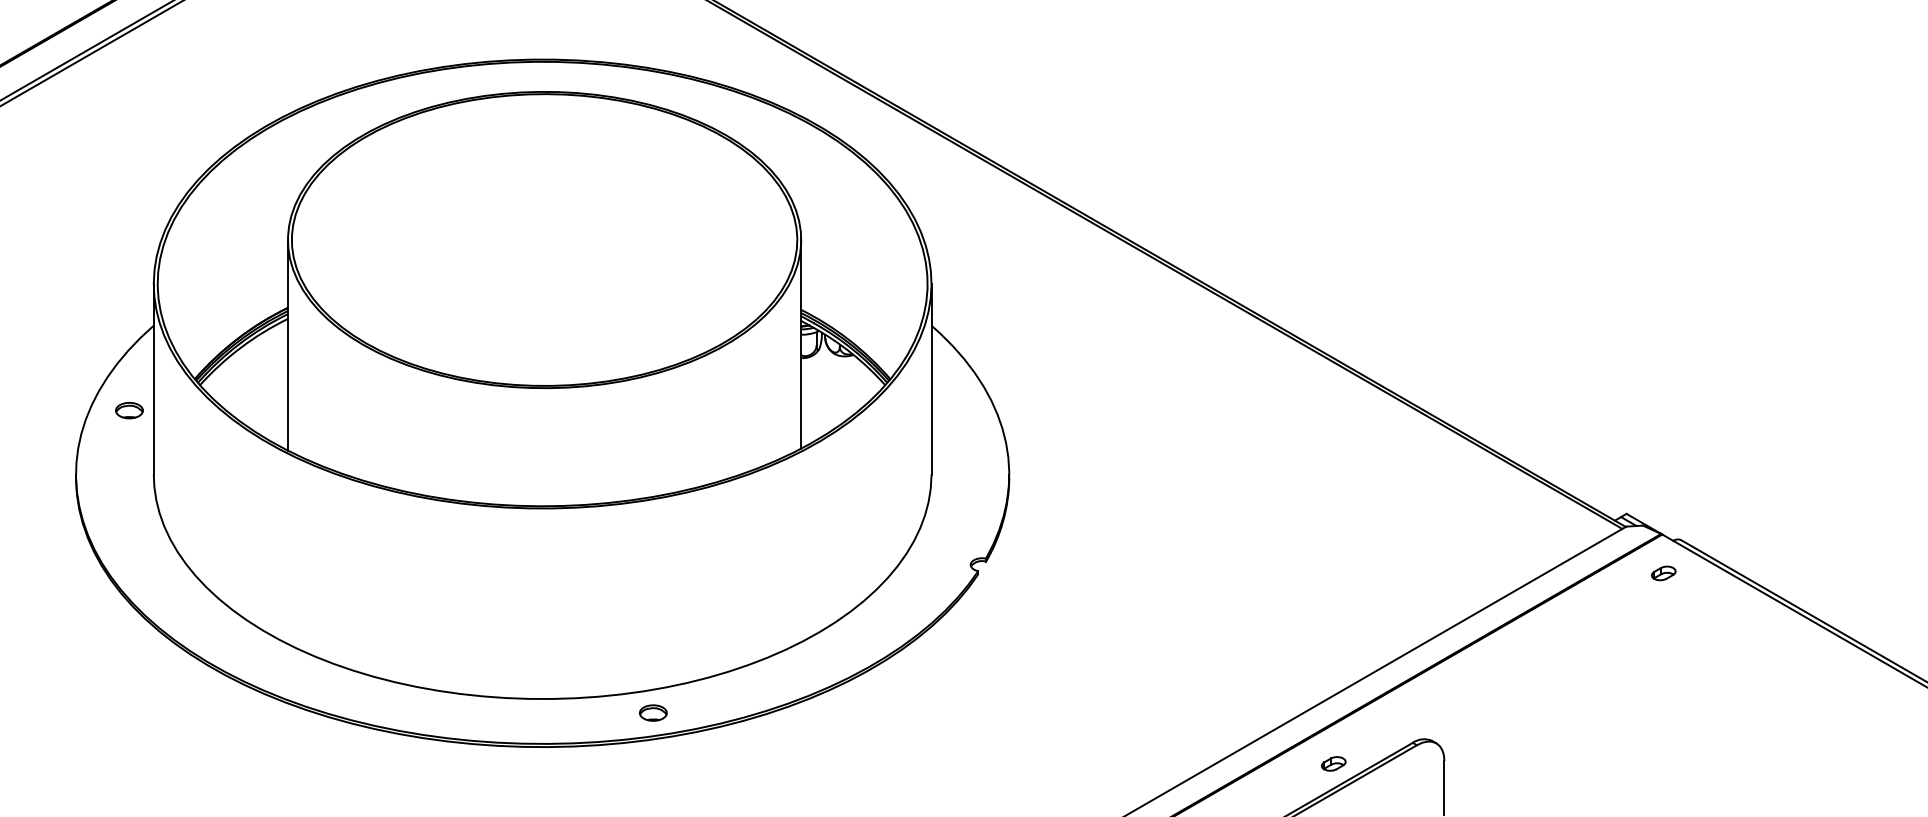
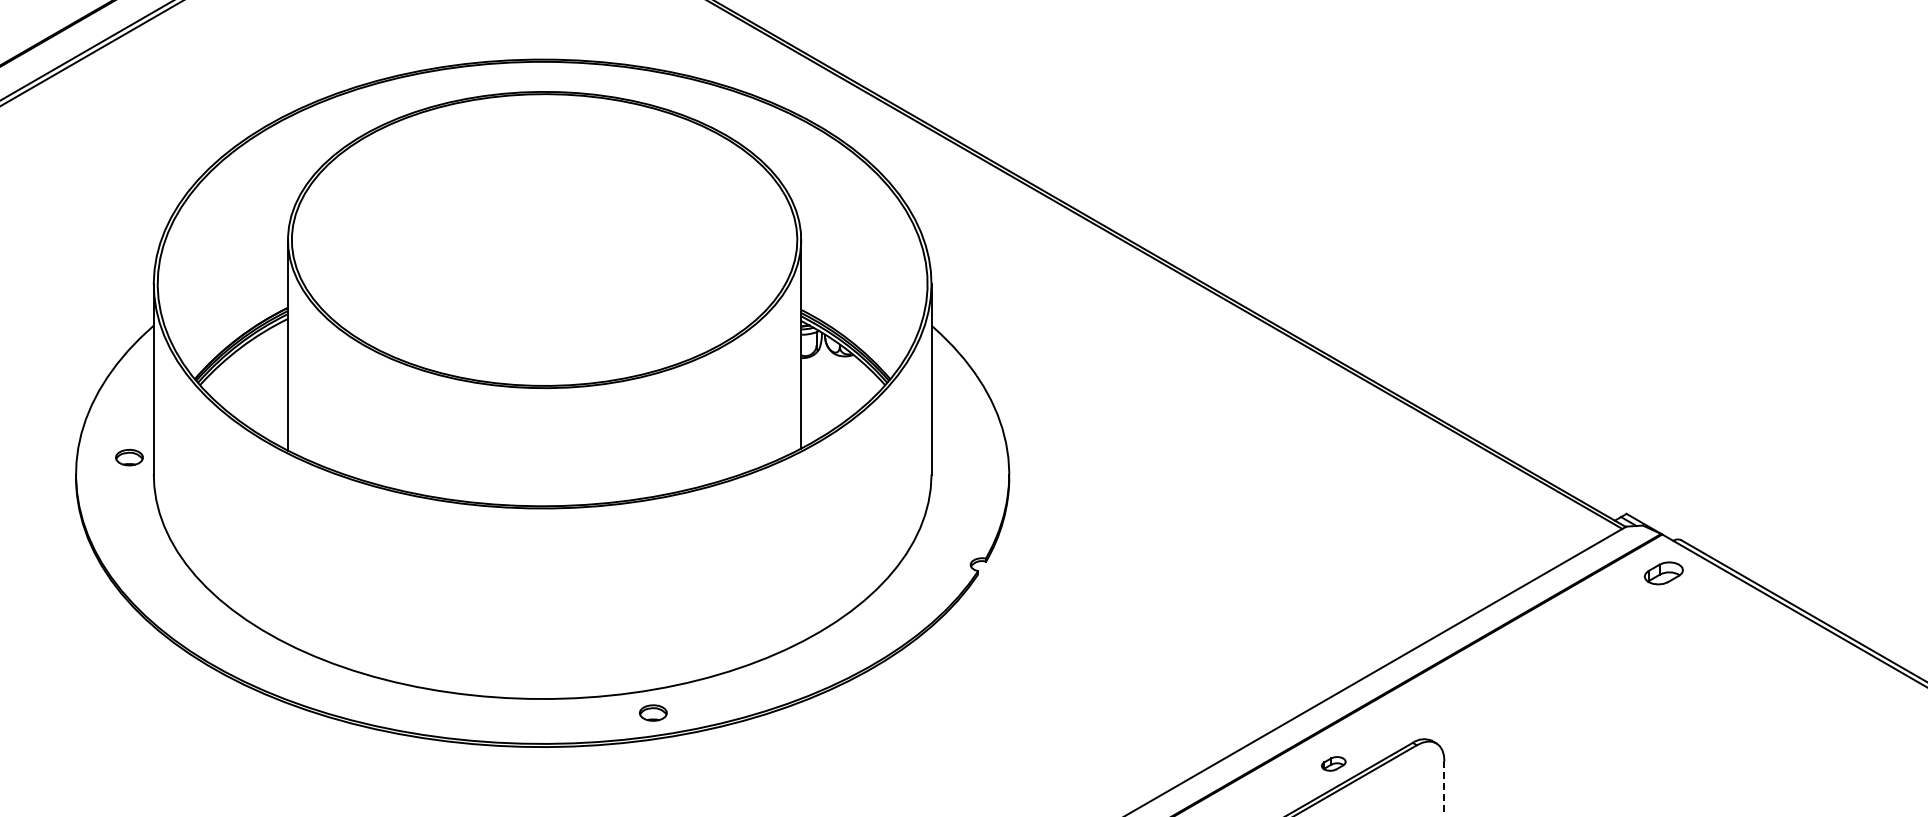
part position: (129, 410) -> (129, 457) (129, 457)
part size: 27x17 px -> 41x25 px (1663, 573)
line: solid -> dashed (1444, 788)
